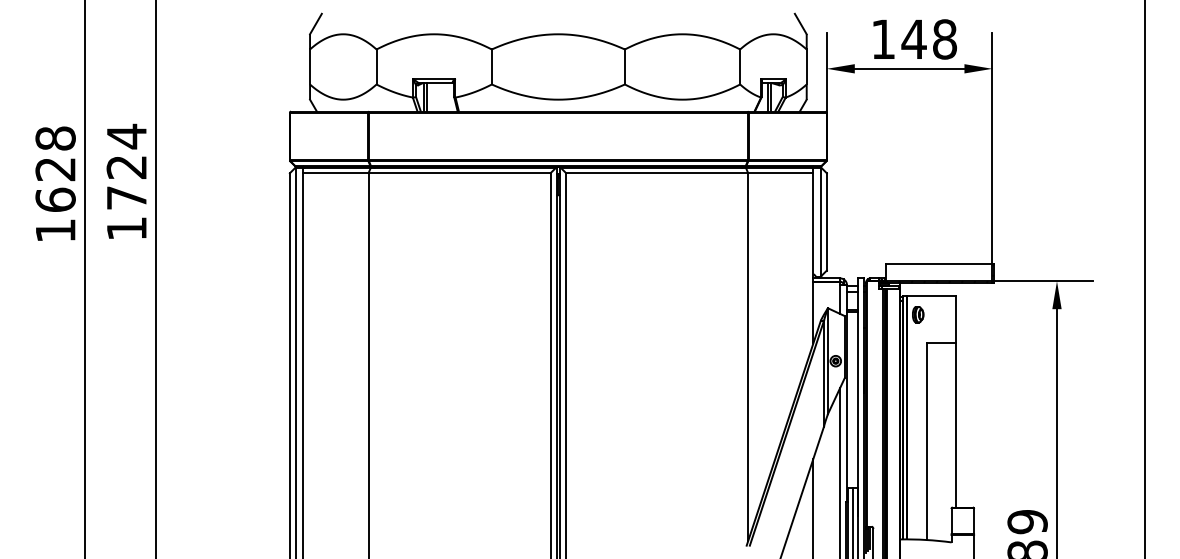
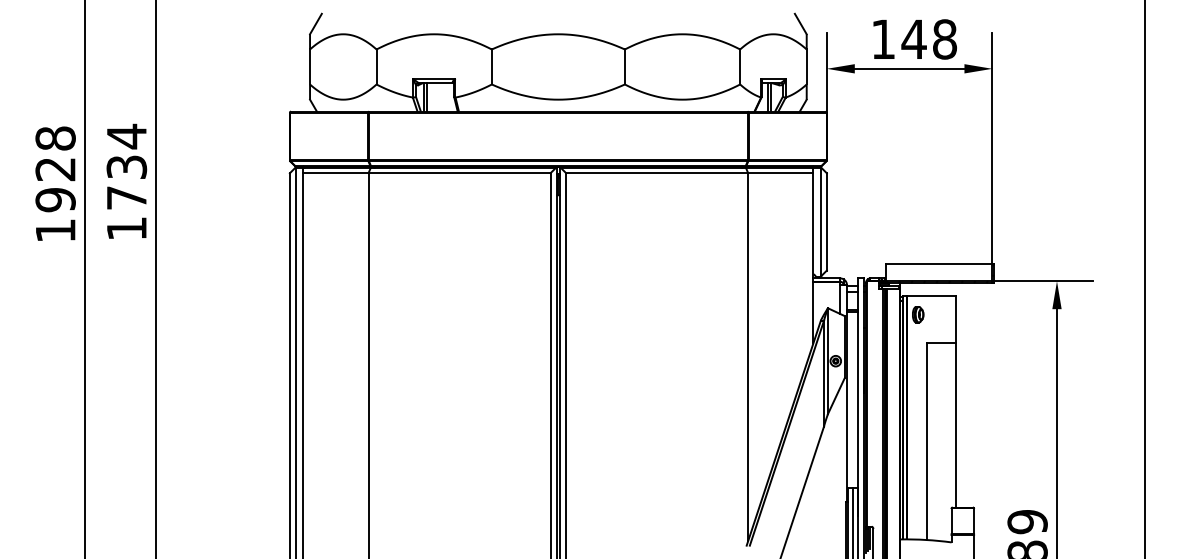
text: 1724 -> 1734 (126, 166)
text: 1628 -> 1928 (55, 199)
line: present -> none (840, 471)
line: present -> none (813, 506)
